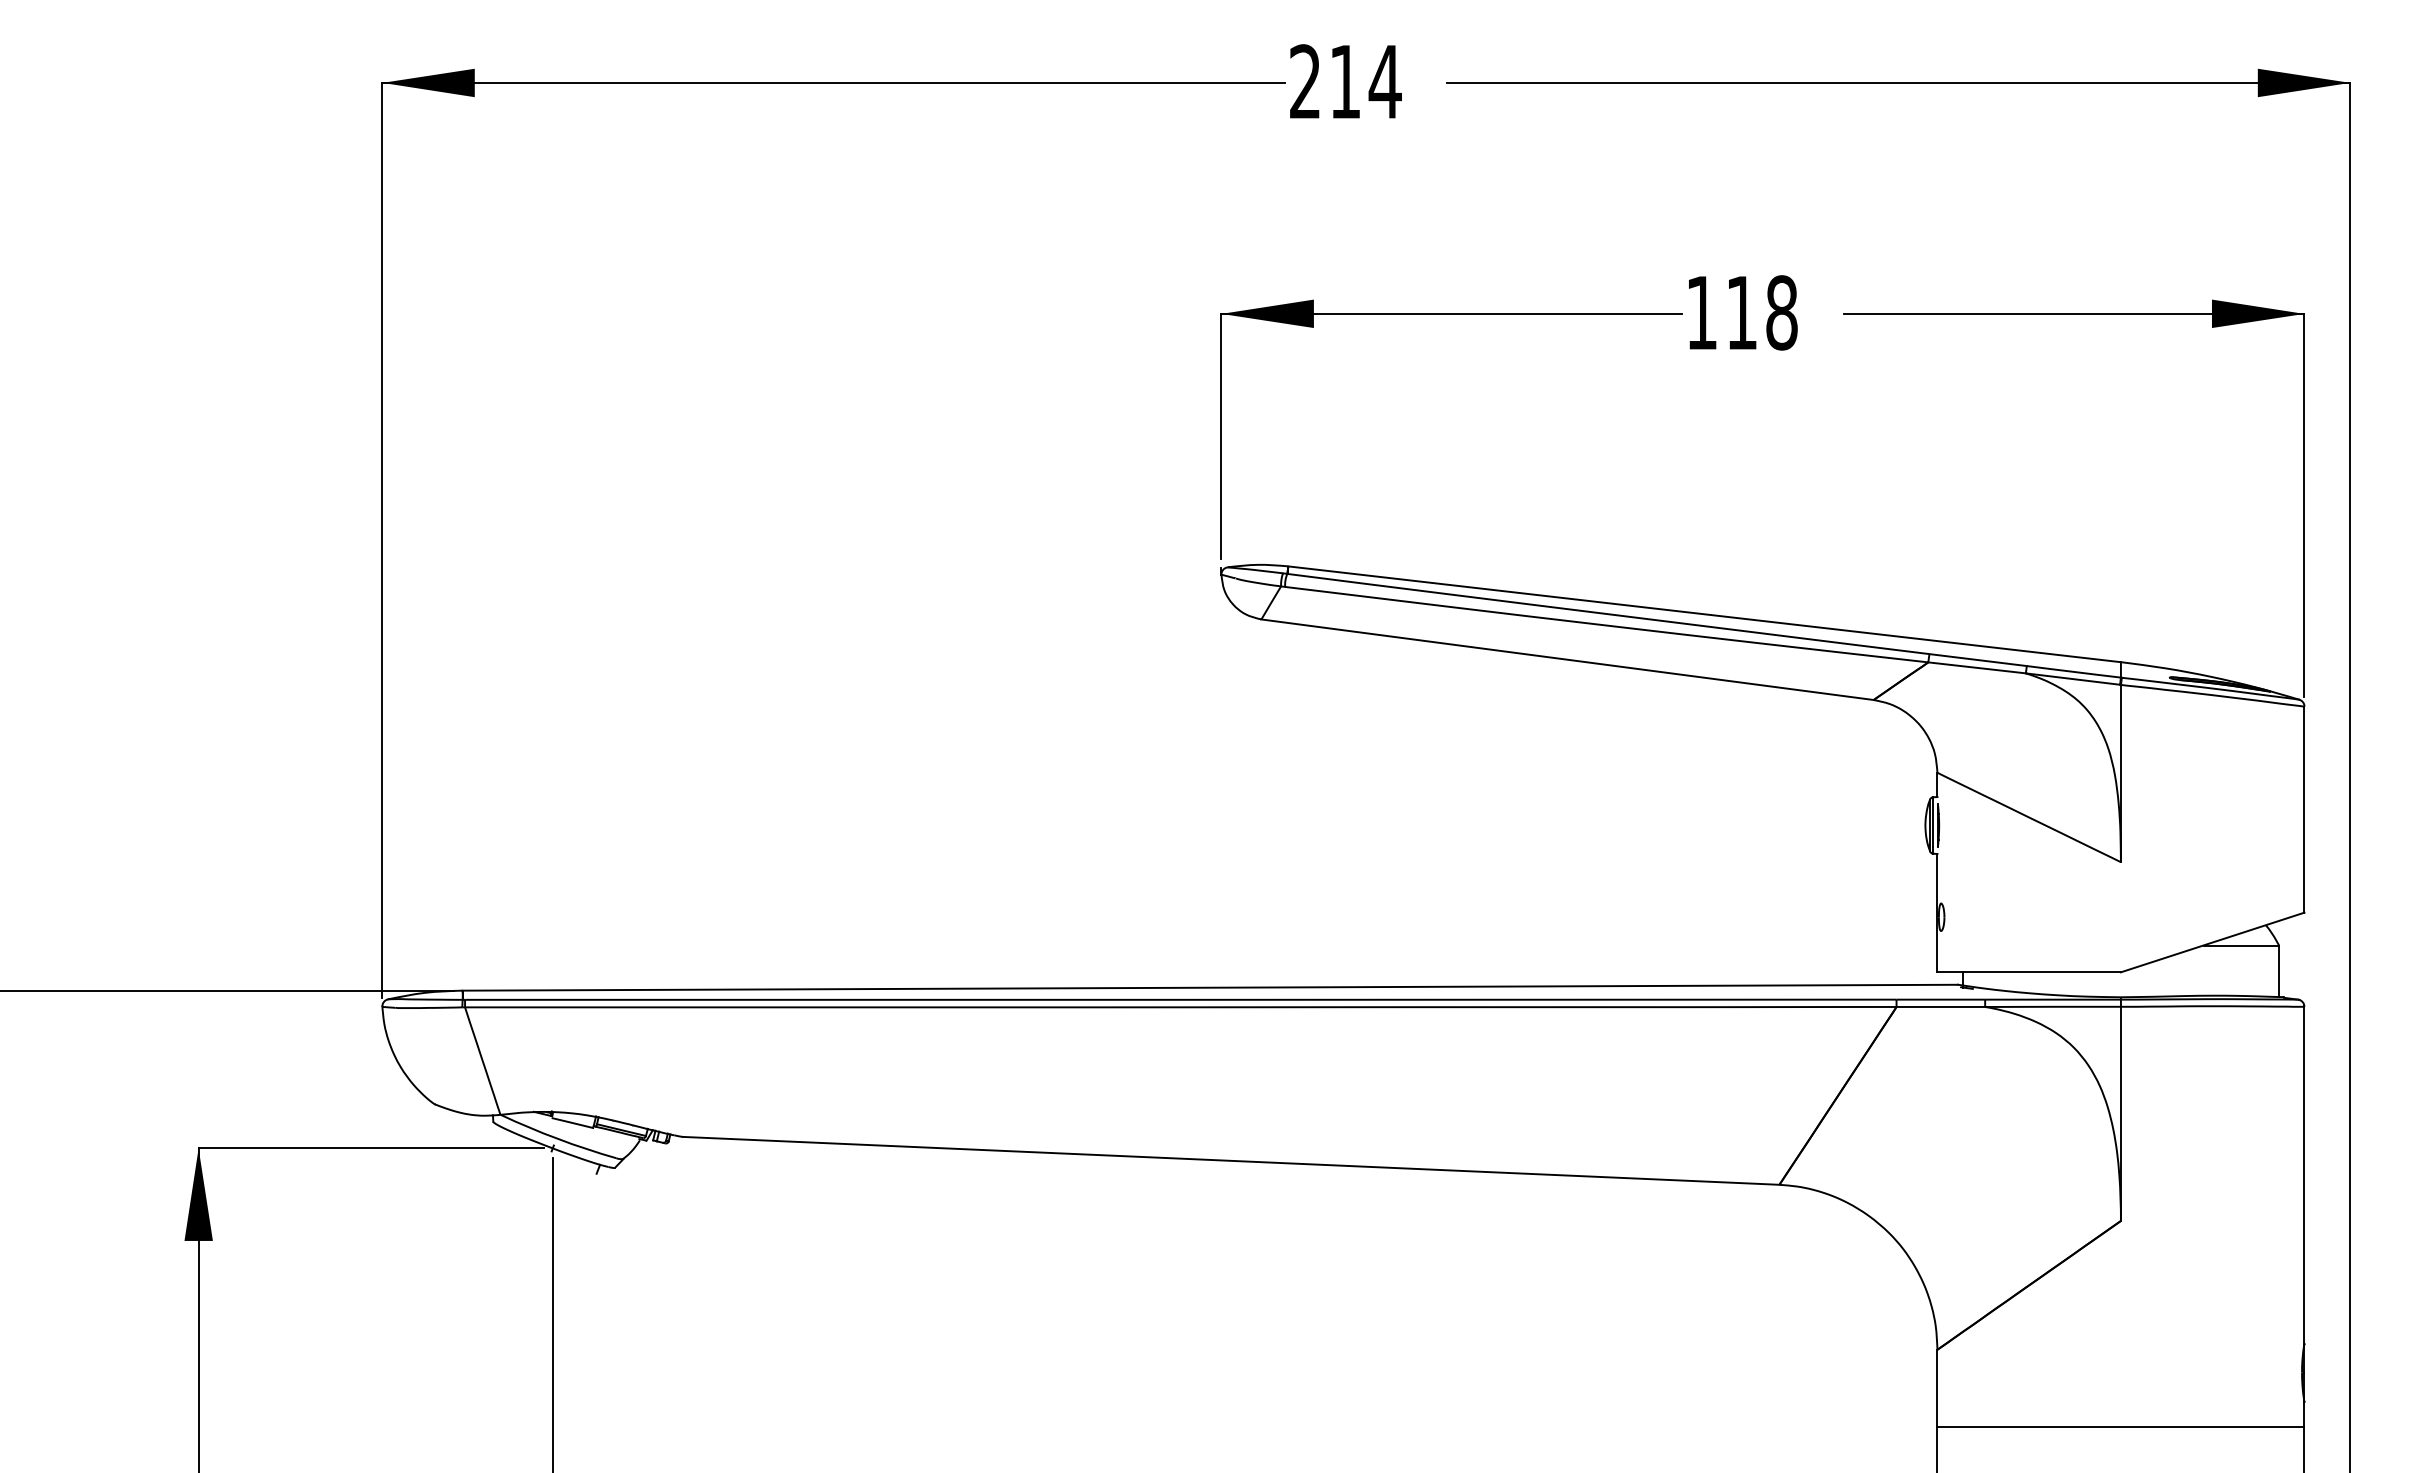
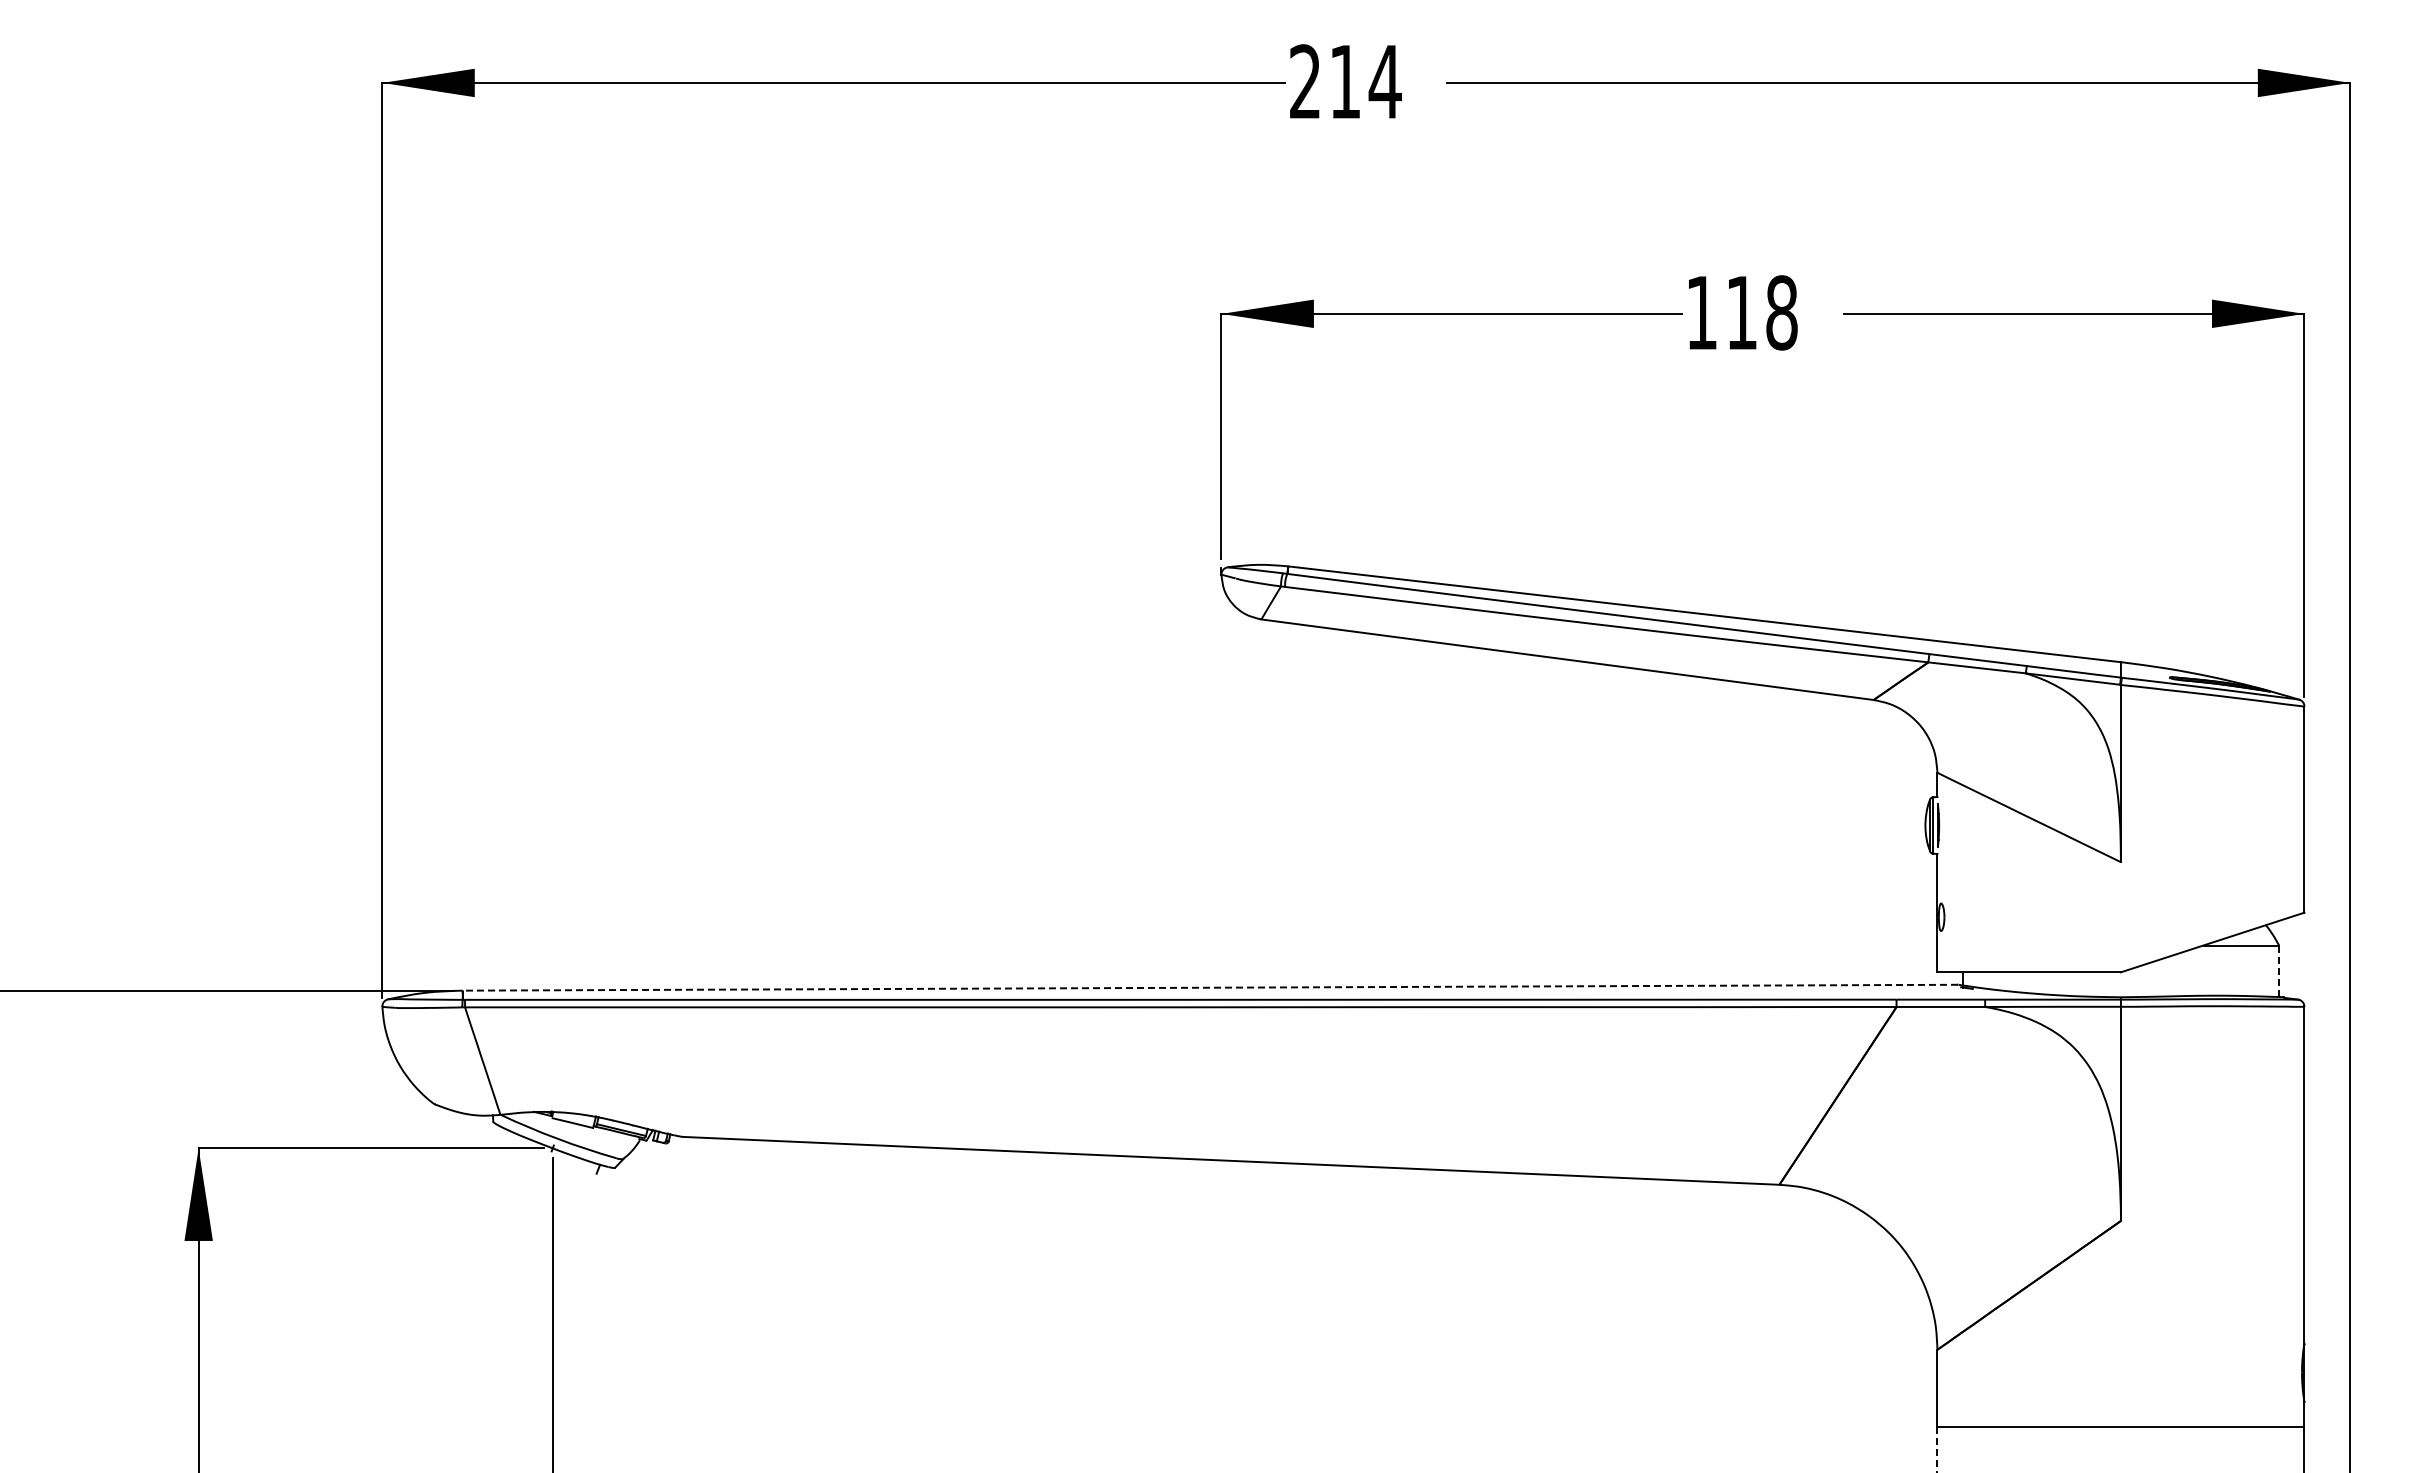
line: solid -> dashed (2279, 971)
line: solid -> dashed (1210, 987)
line: solid -> dashed (1937, 1450)
